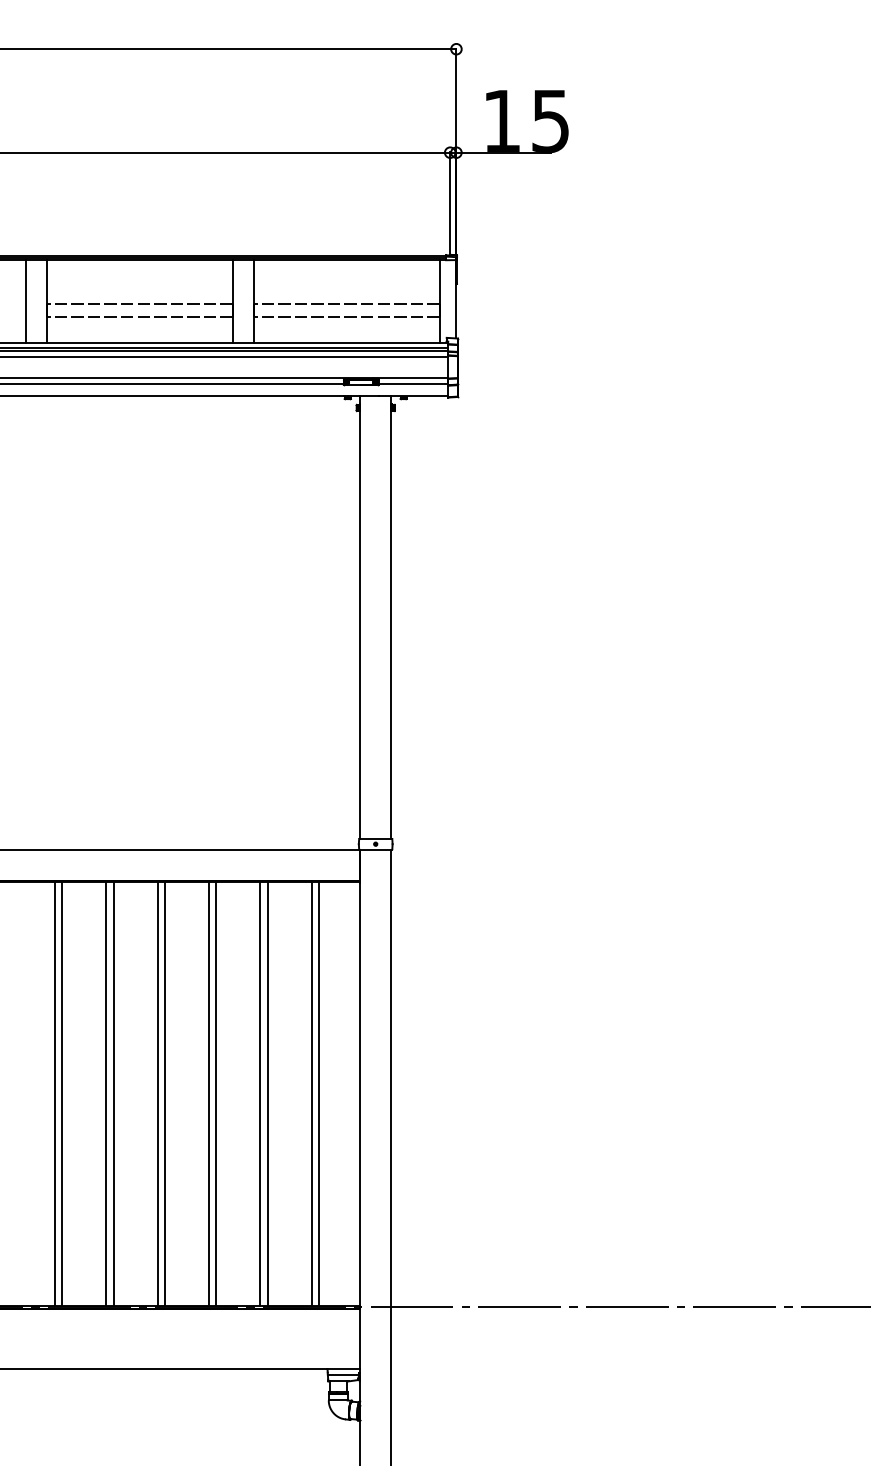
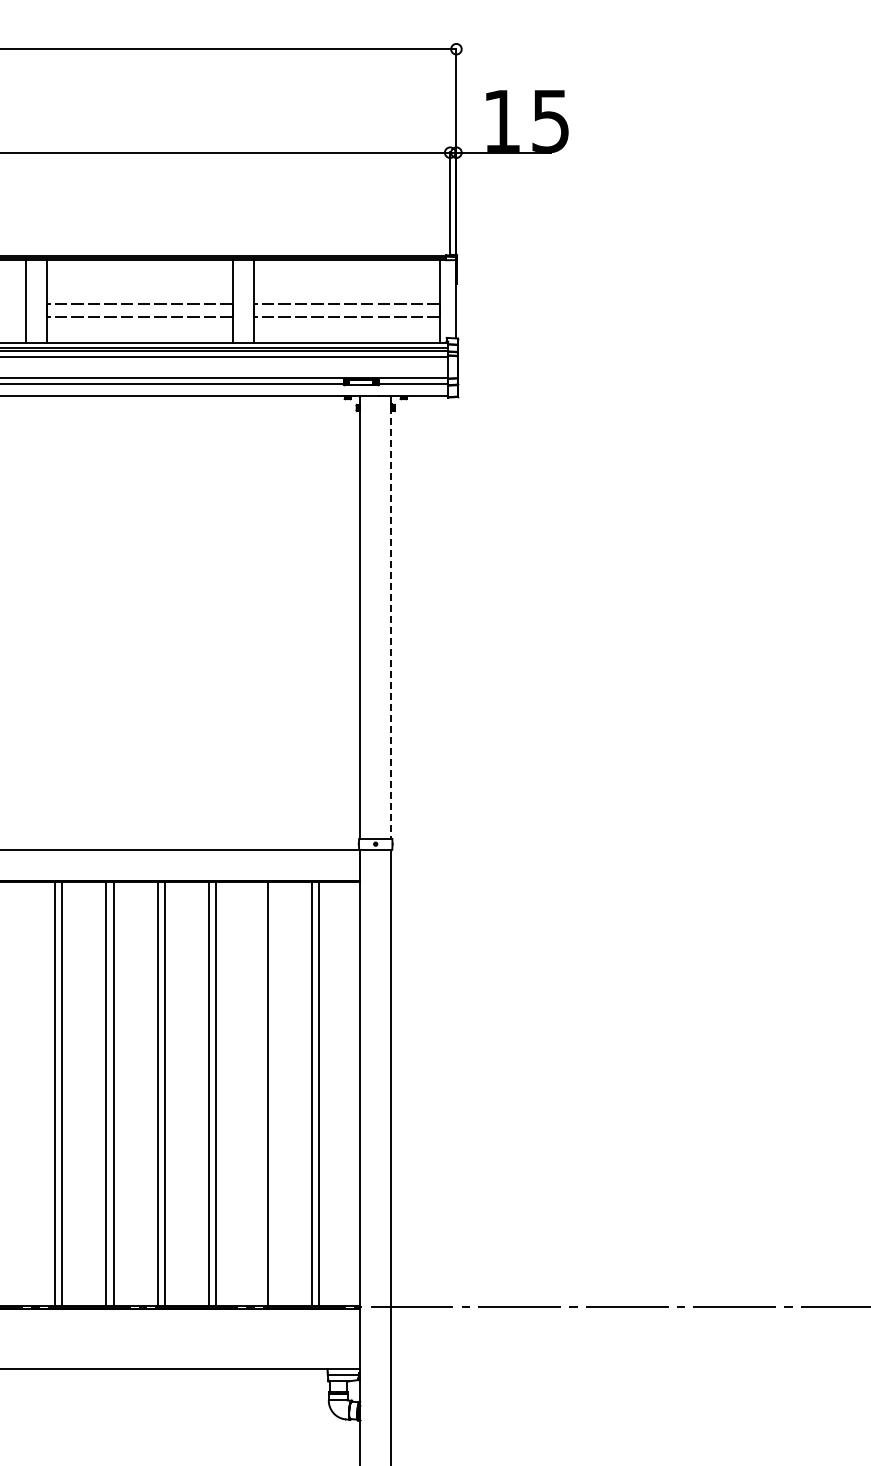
line: solid -> dashed (391, 618)
line: present -> none (260, 1093)
